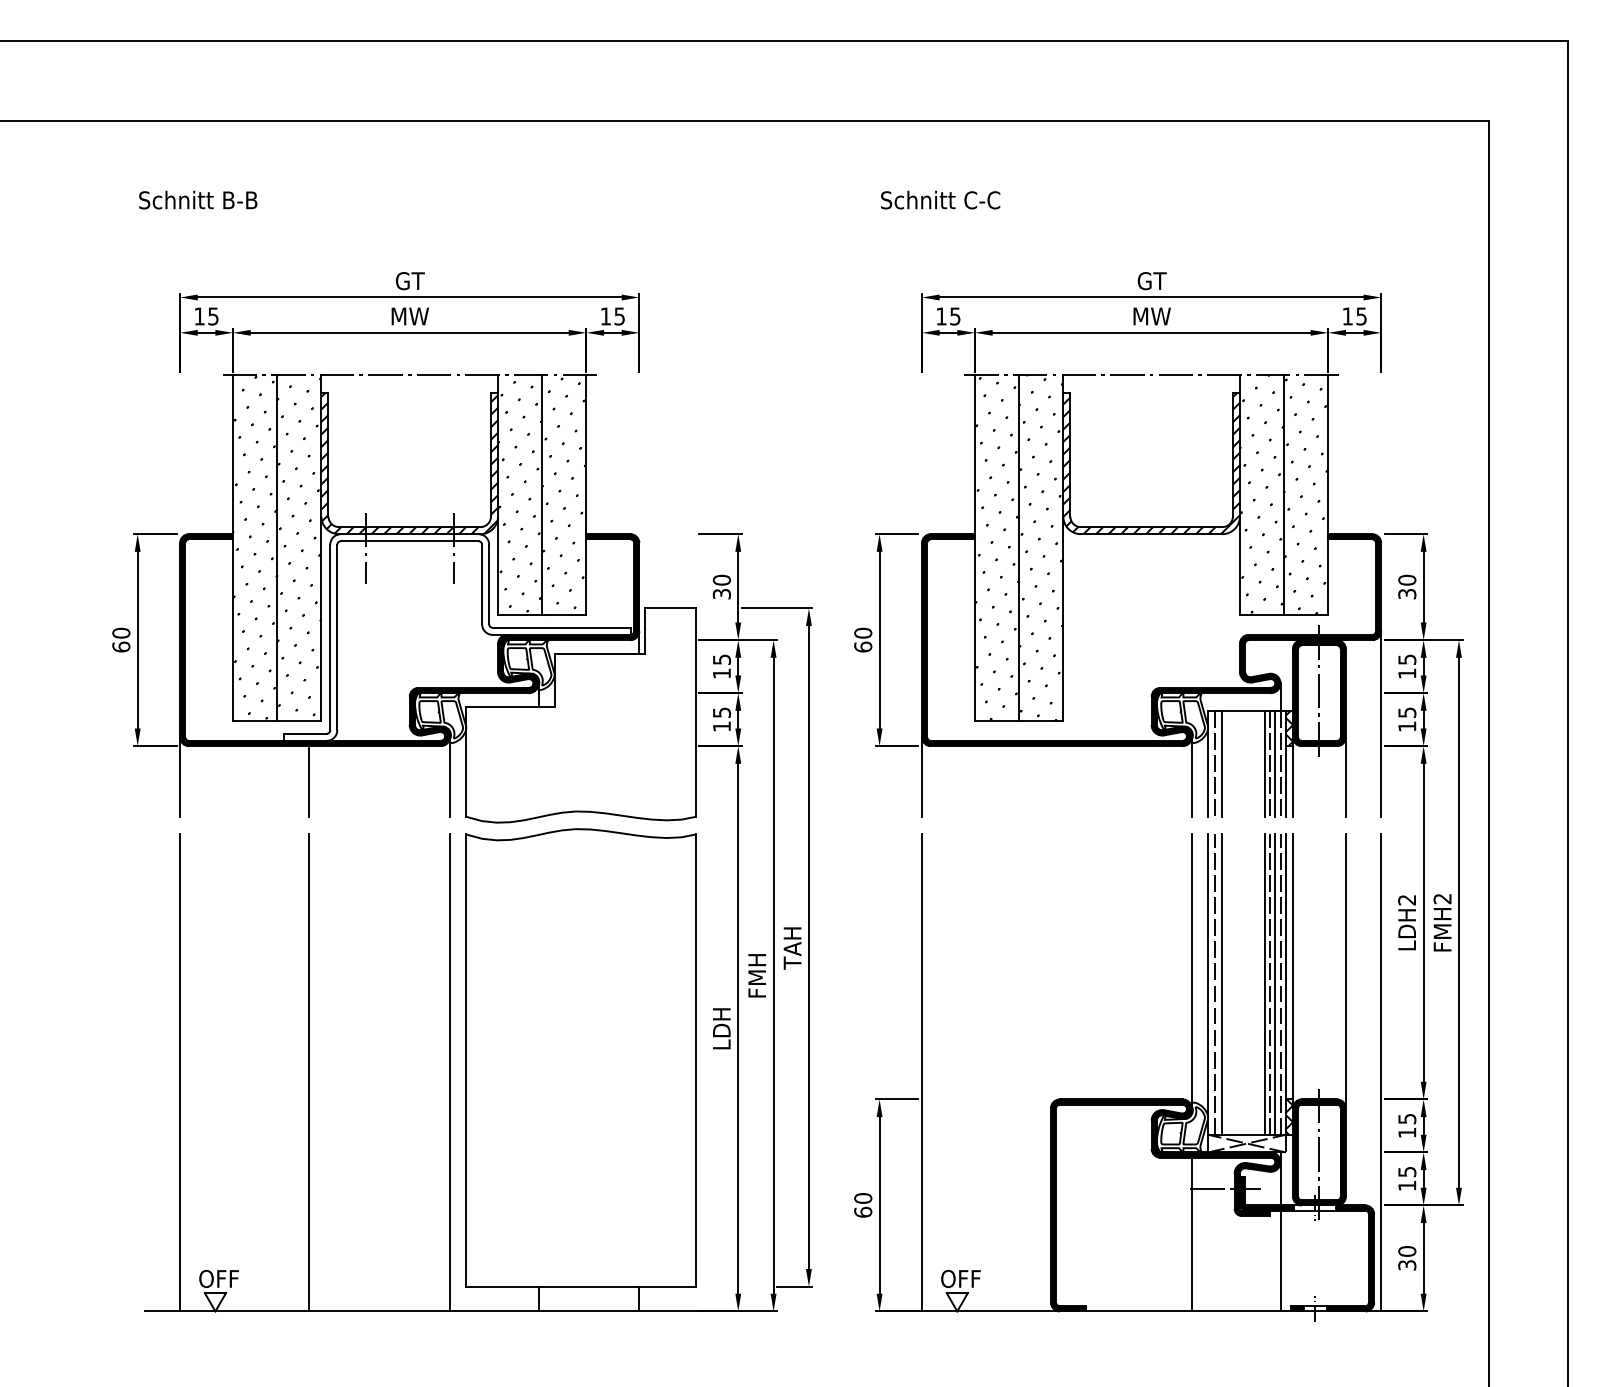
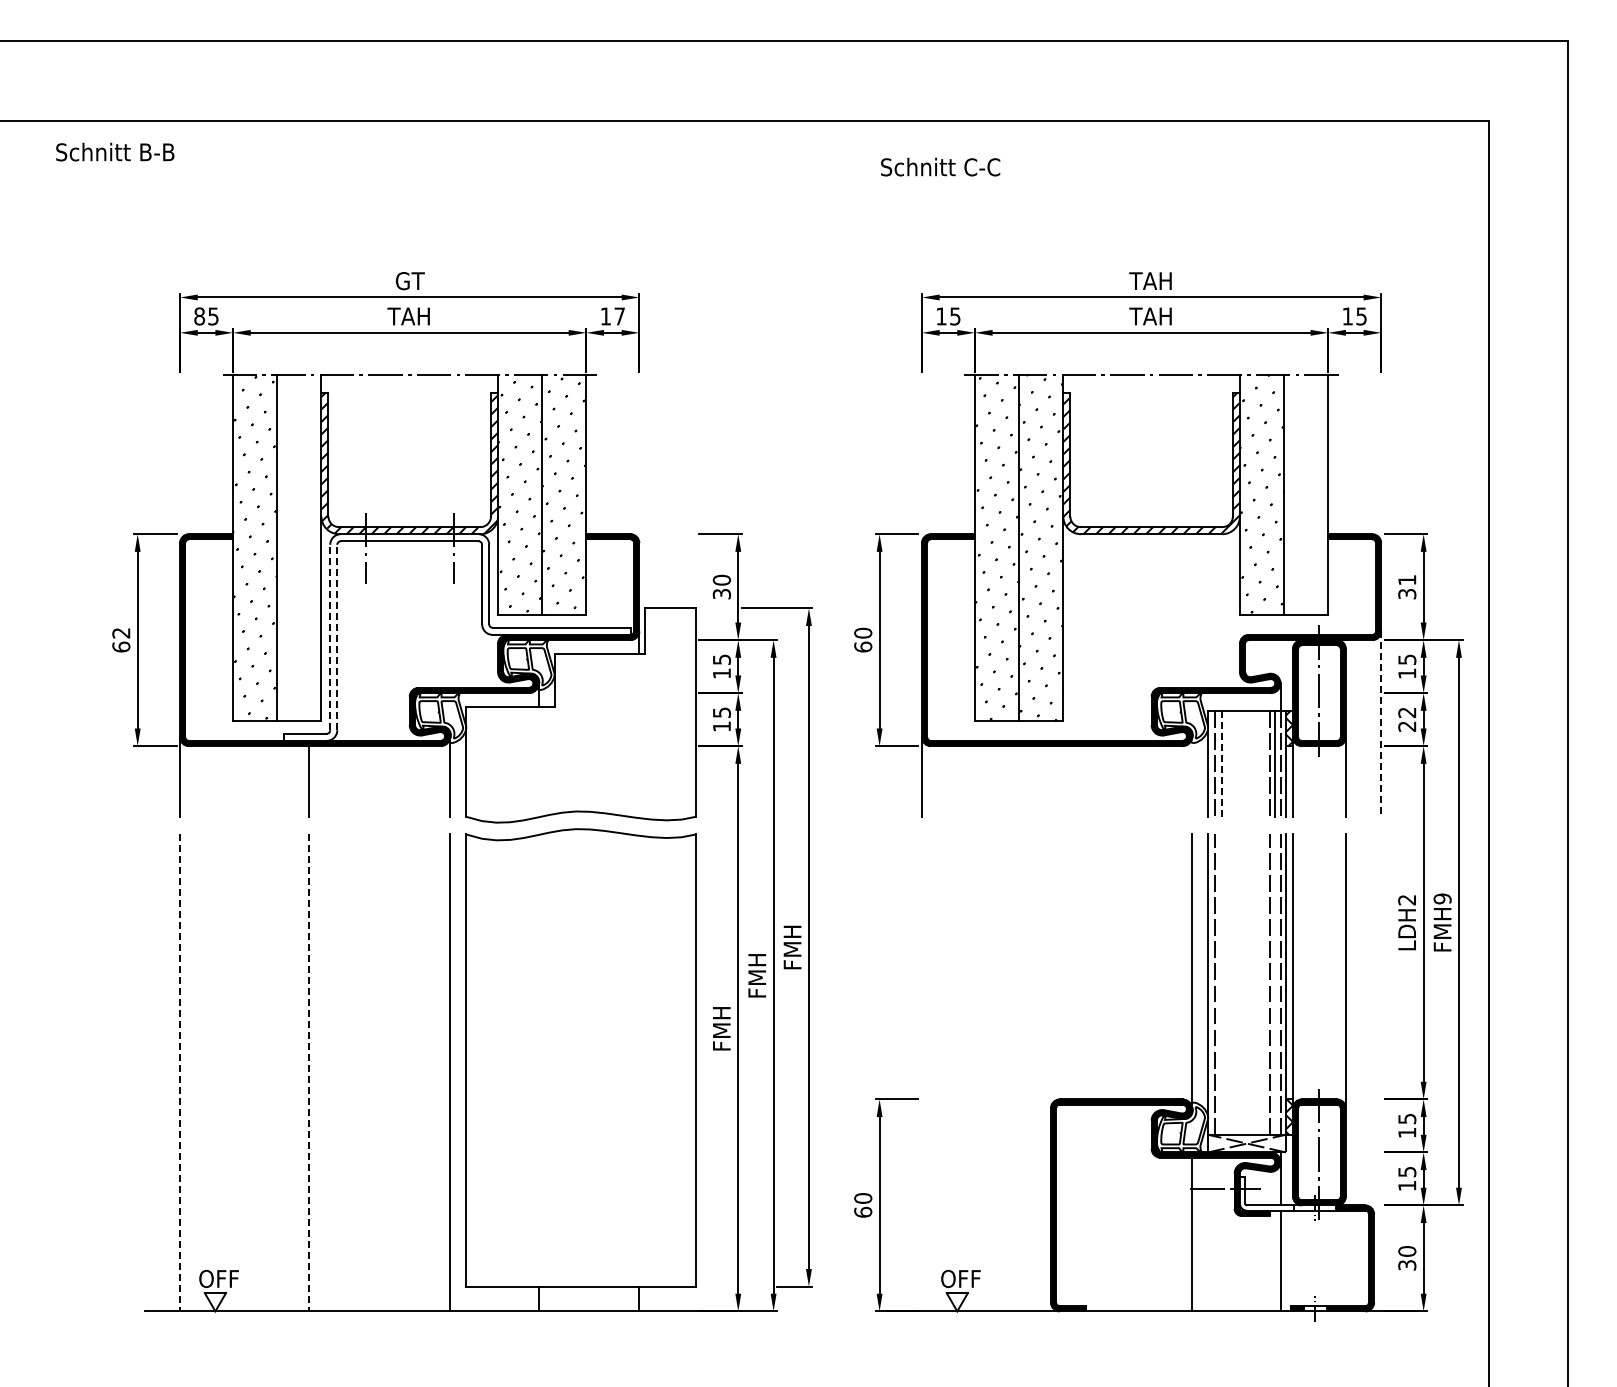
text position: (198, 199) -> (115, 151) (115, 151)
text position: (940, 199) -> (940, 166) (940, 166)
text: GT -> TAH (1150, 281)
text: 15 -> 85 (199, 316)
text: MW -> TAH (408, 316)
text: 15 -> 17 (619, 316)
text: MW -> TAH (1150, 316)
hatch: present -> none (1306, 496)
hatch: present -> none (299, 546)
text: 30 -> 31 (1407, 579)
text: 60 -> 62 (121, 632)
line: solid -> dashed (330, 637)
line: solid -> dashed (337, 637)
text: 15 -> 22 (1407, 719)
line: solid -> dashed (1381, 724)
line: solid -> dashed (1222, 763)
line: present -> none (1264, 763)
line: present -> none (1192, 776)
text: FMH2 -> FMH9 (1442, 898)
text: TAH -> FMH (792, 947)
line: present -> none (1222, 984)
line: present -> none (1264, 984)
line: present -> none (1275, 984)
text: LDH -> FMH (721, 1028)
line: present -> none (921, 1072)
line: present -> none (1381, 1072)
line: solid -> dashed (180, 1073)
line: solid -> dashed (309, 1073)
fill: present -> none (1266, 1193)
